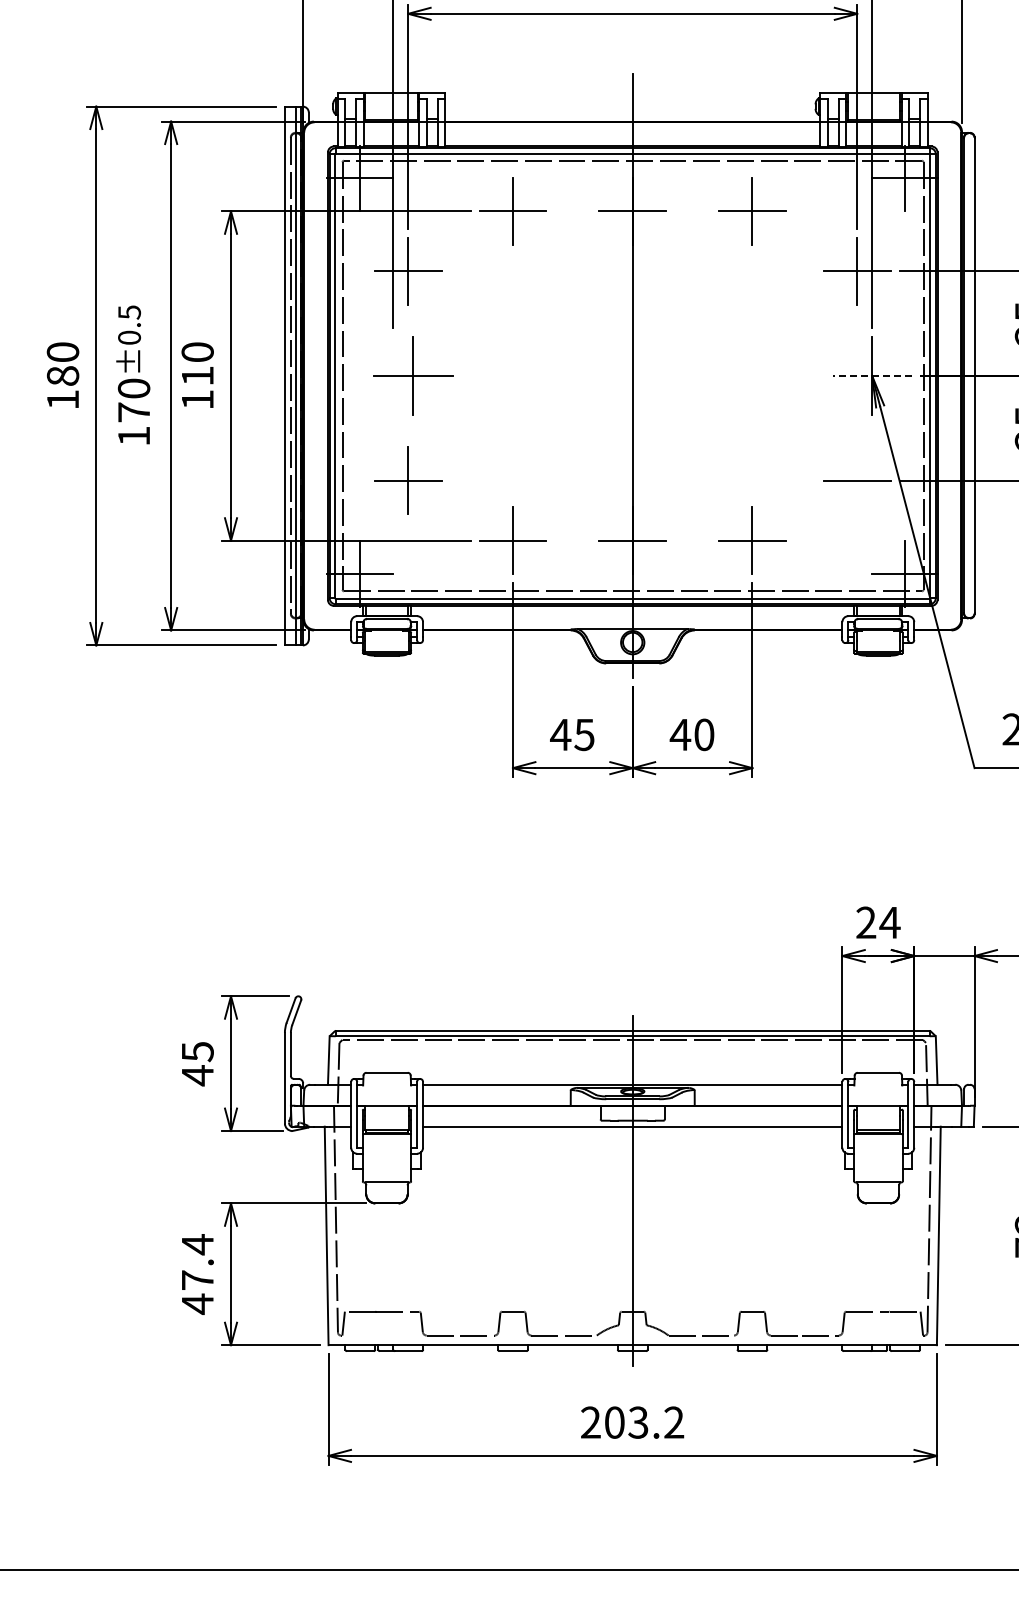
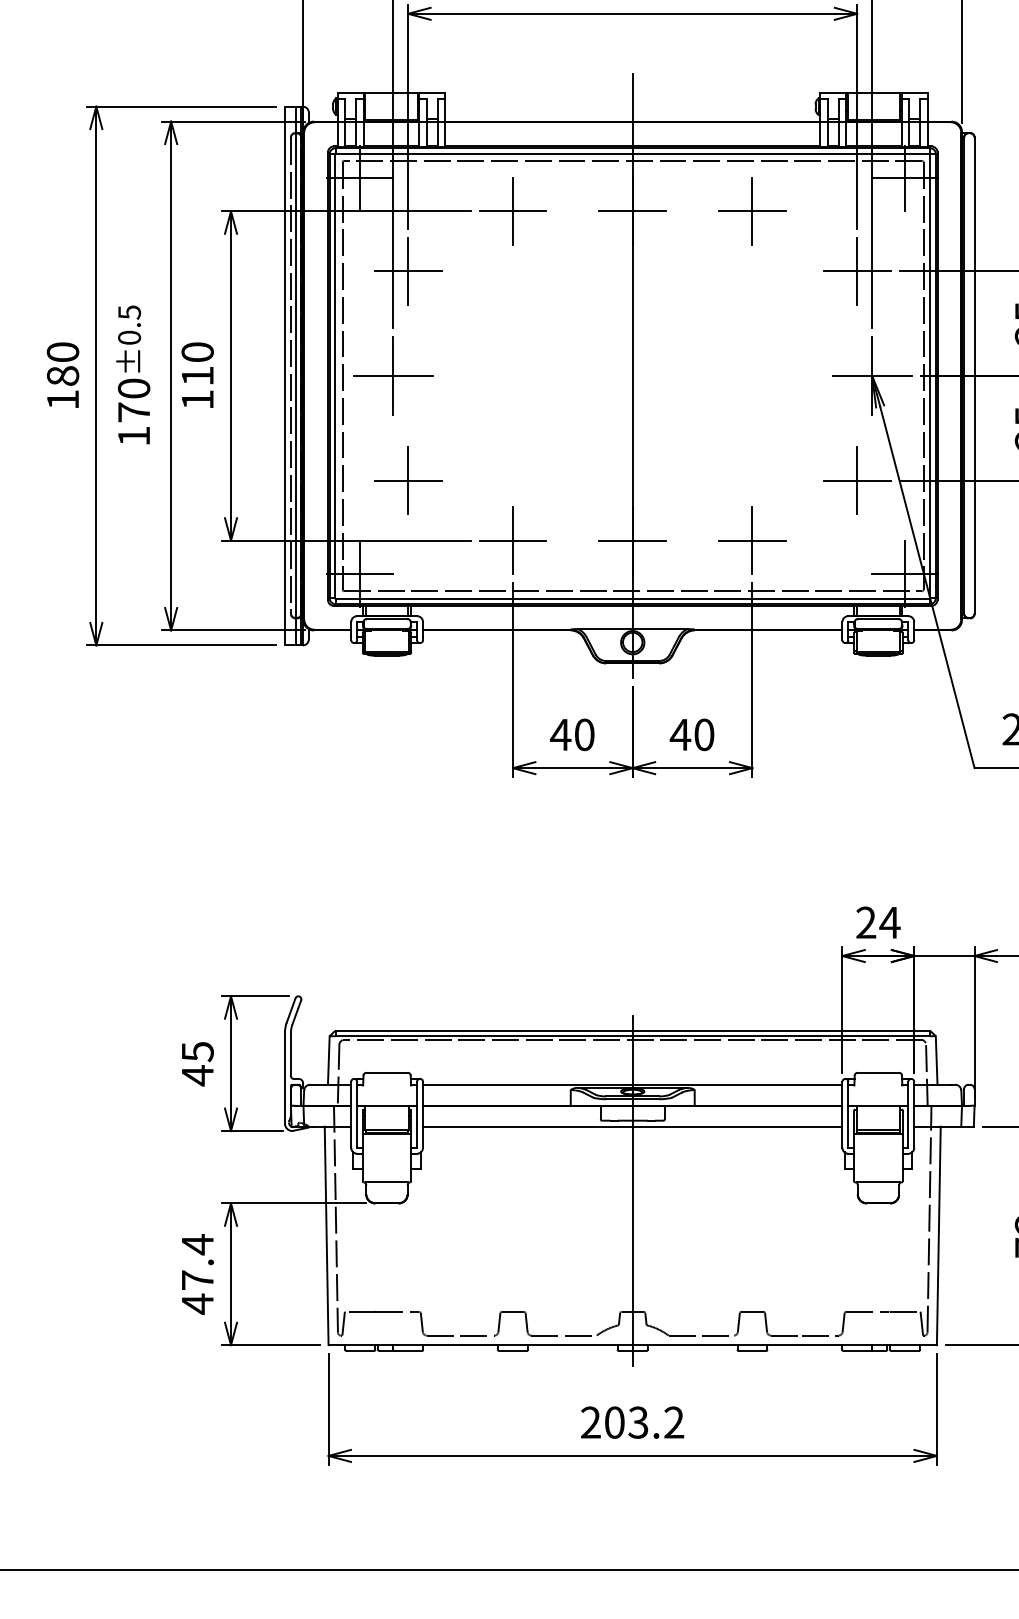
part position: (413, 375) -> (393, 375) (393, 375)
line: dashed -> solid (871, 376)
line: none -> present (857, 480)
text: 45 -> 40 (584, 734)
